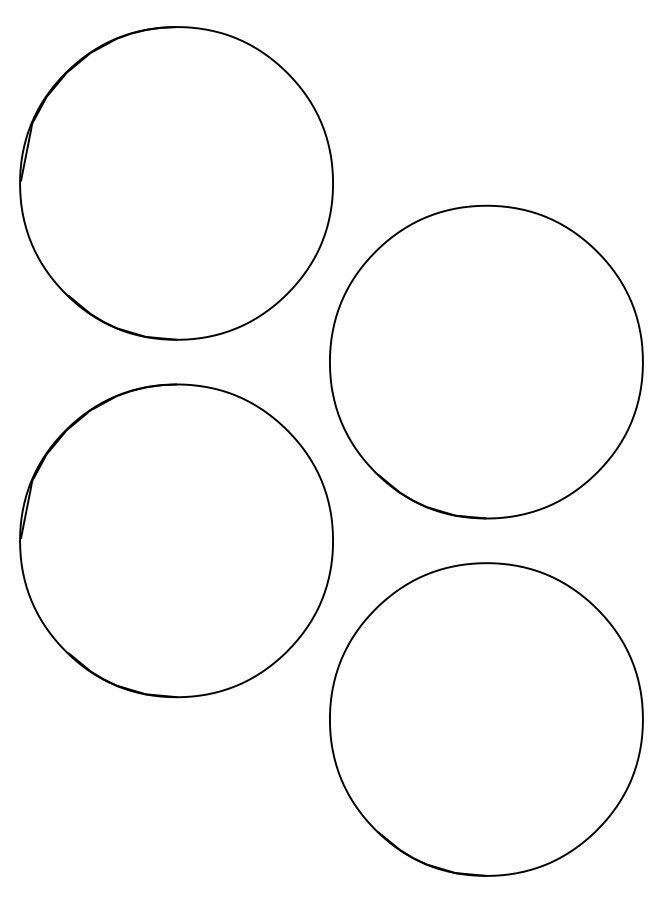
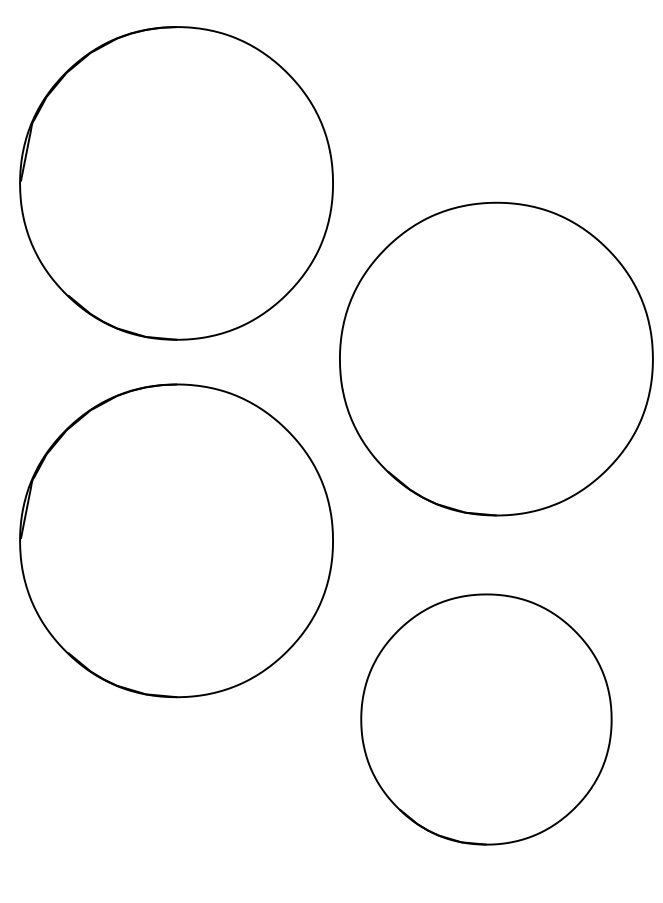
part position: (486, 361) -> (496, 358) (496, 358)
part size: 315x315 px -> 253x253 px (486, 719)
